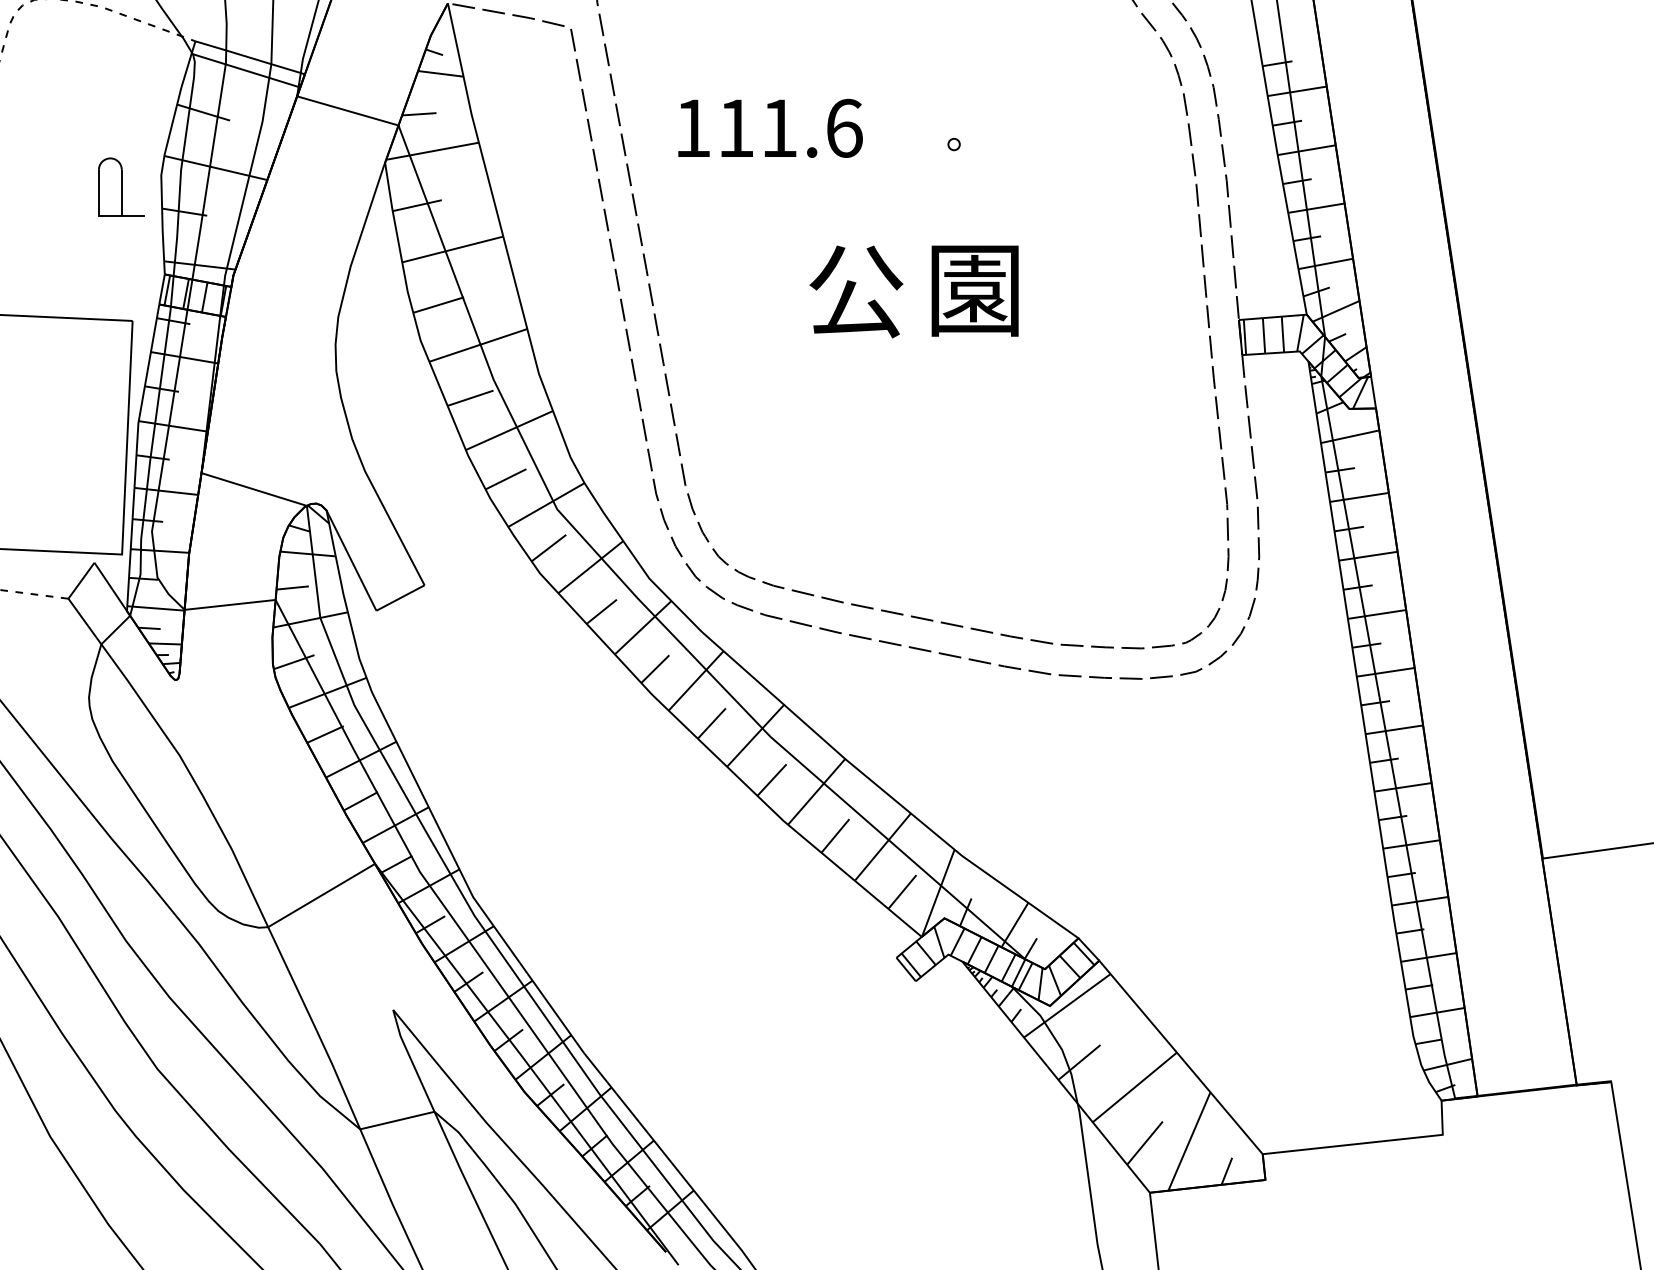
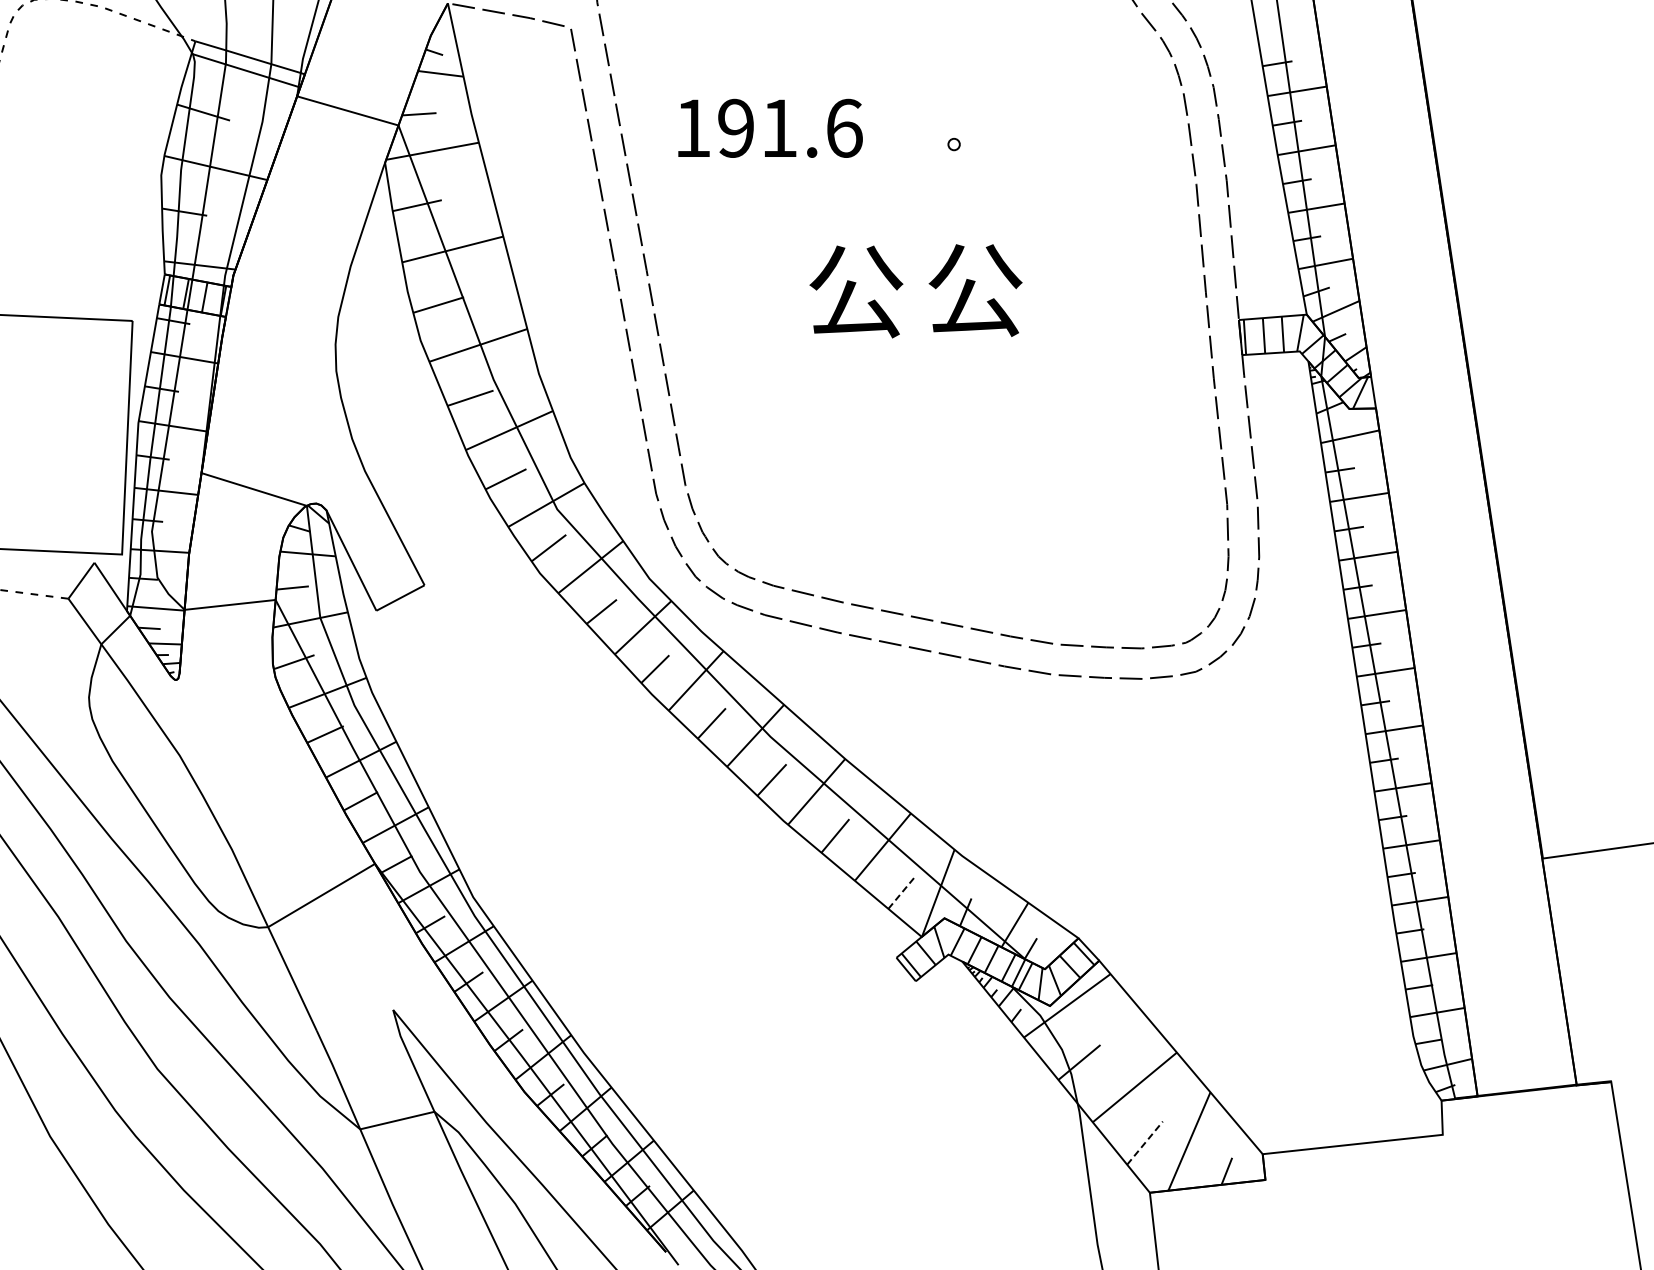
text: 111.6 -> 191.6 (735, 127)
part: present -> none (121, 186)
text: 園 -> 公 (975, 290)
line: solid -> dashed (902, 892)
line: solid -> dashed (1145, 1143)
